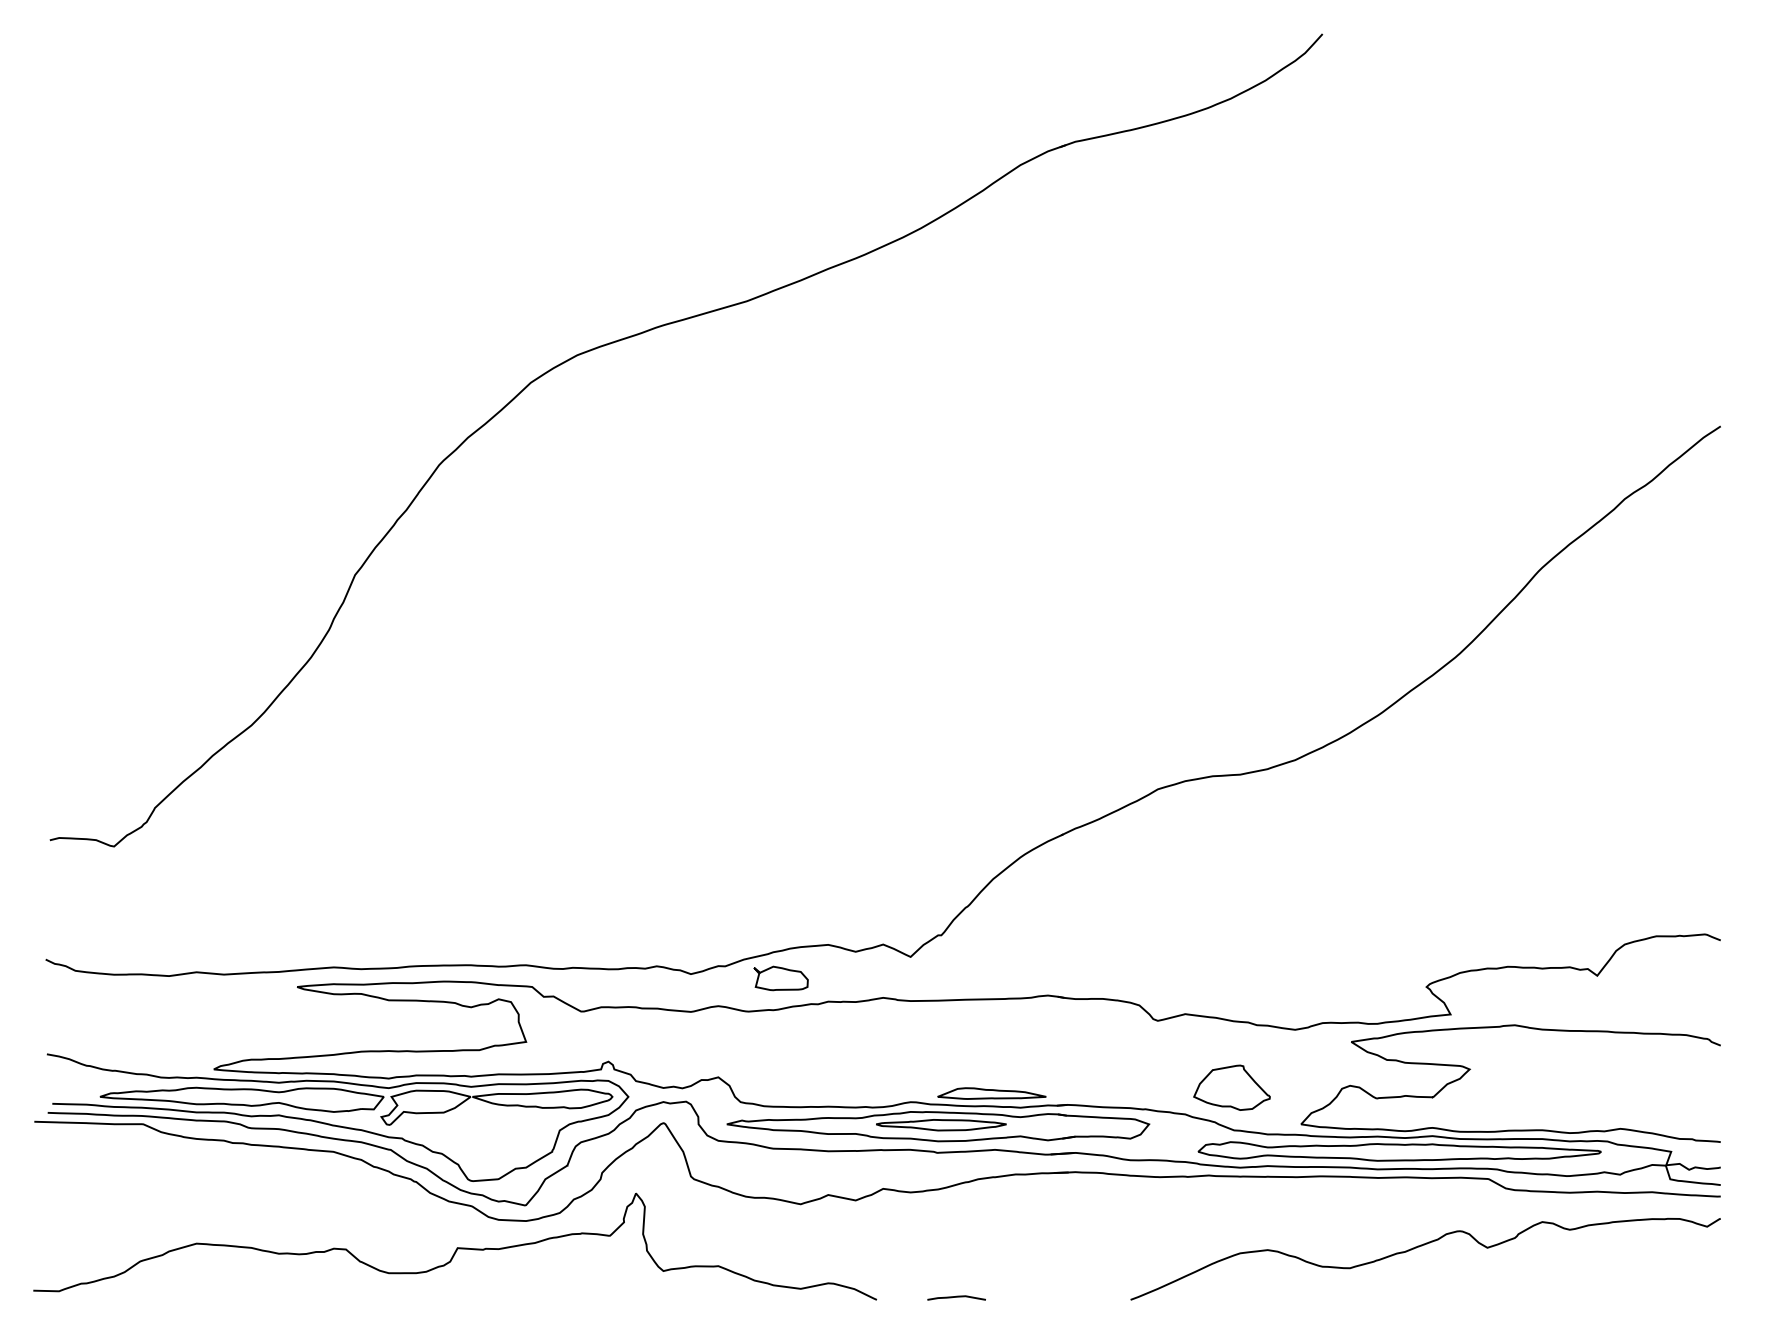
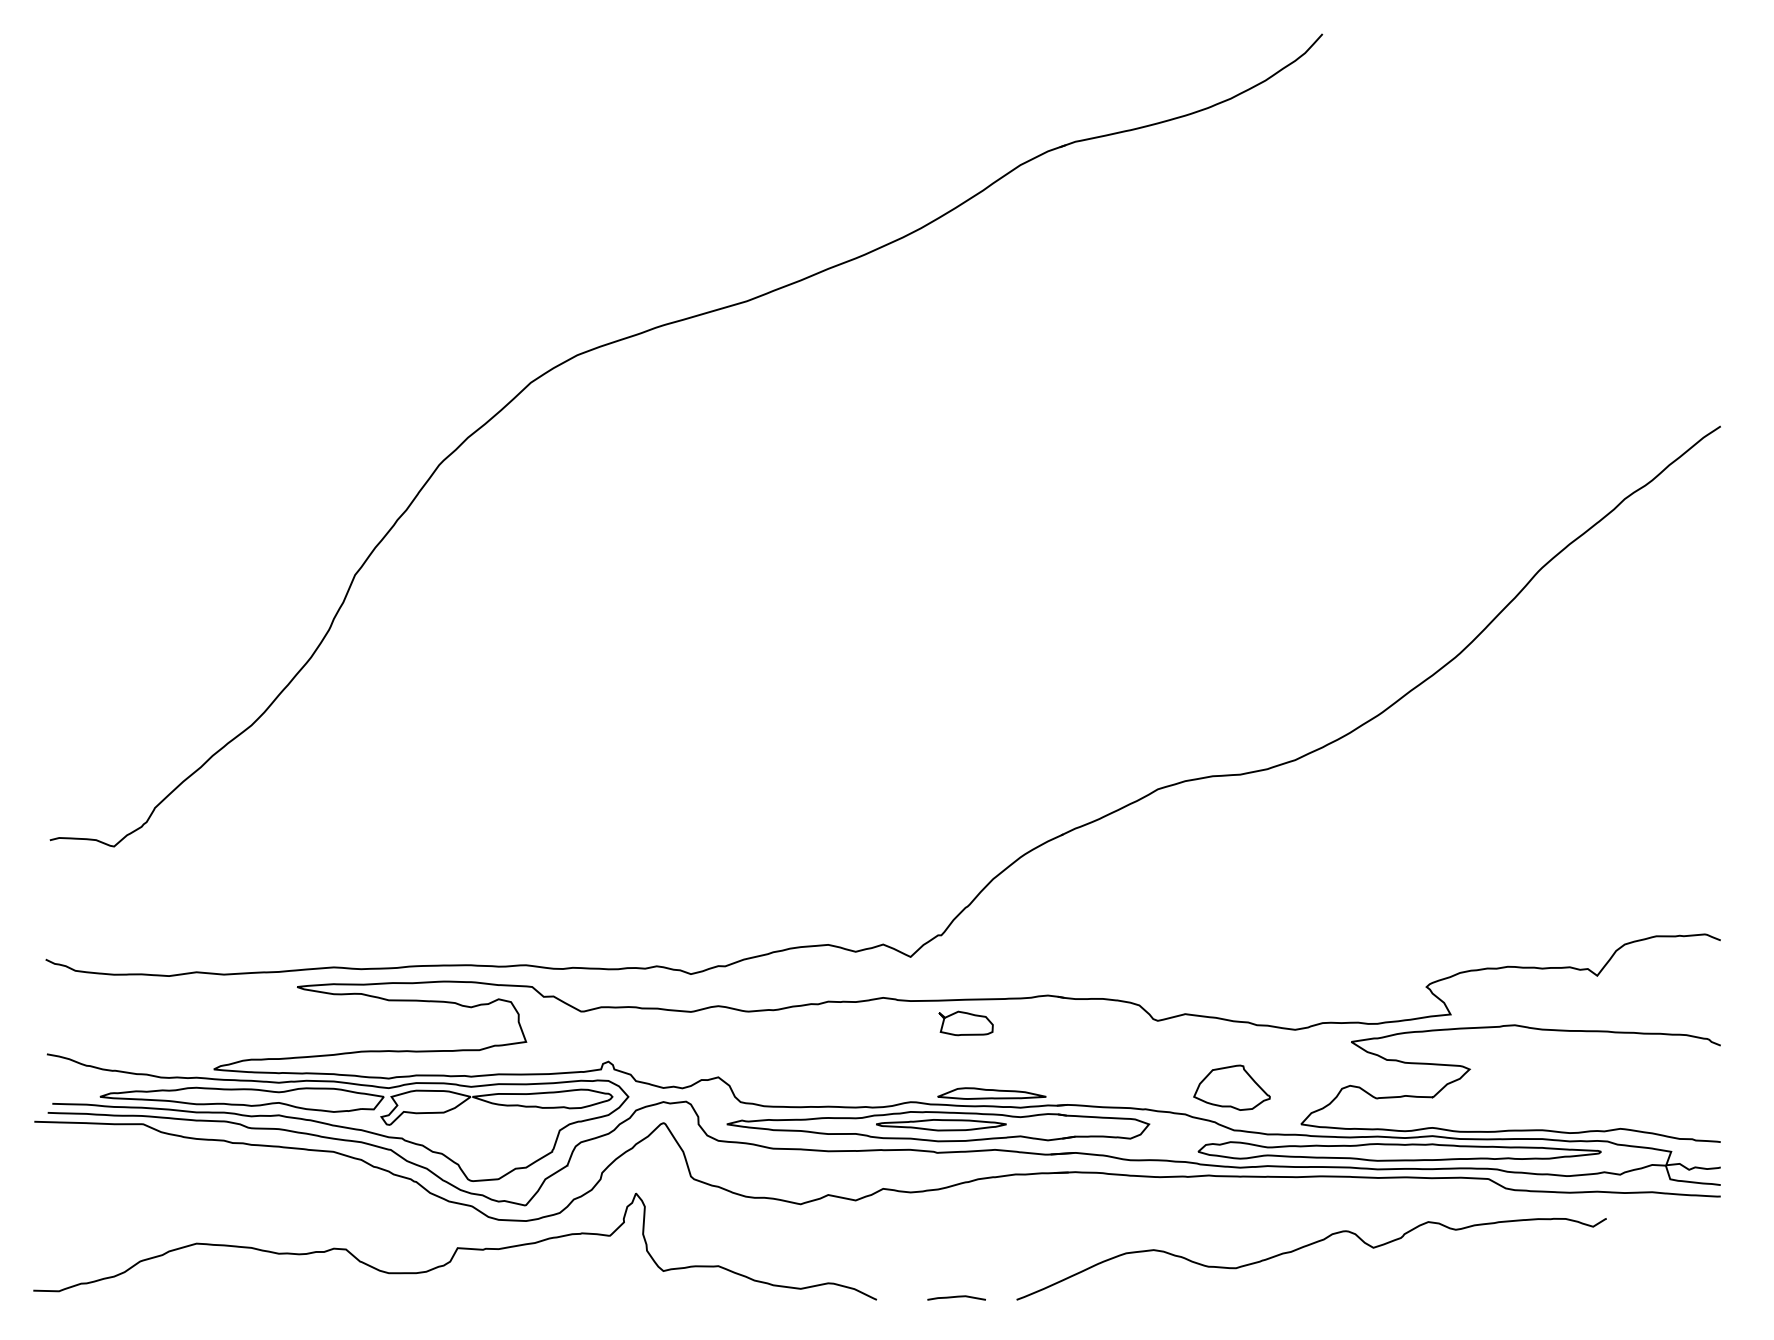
part position: (780, 978) -> (965, 1023) (965, 1023)
curve position: (1422, 1246) -> (1308, 1246) (1308, 1246)
